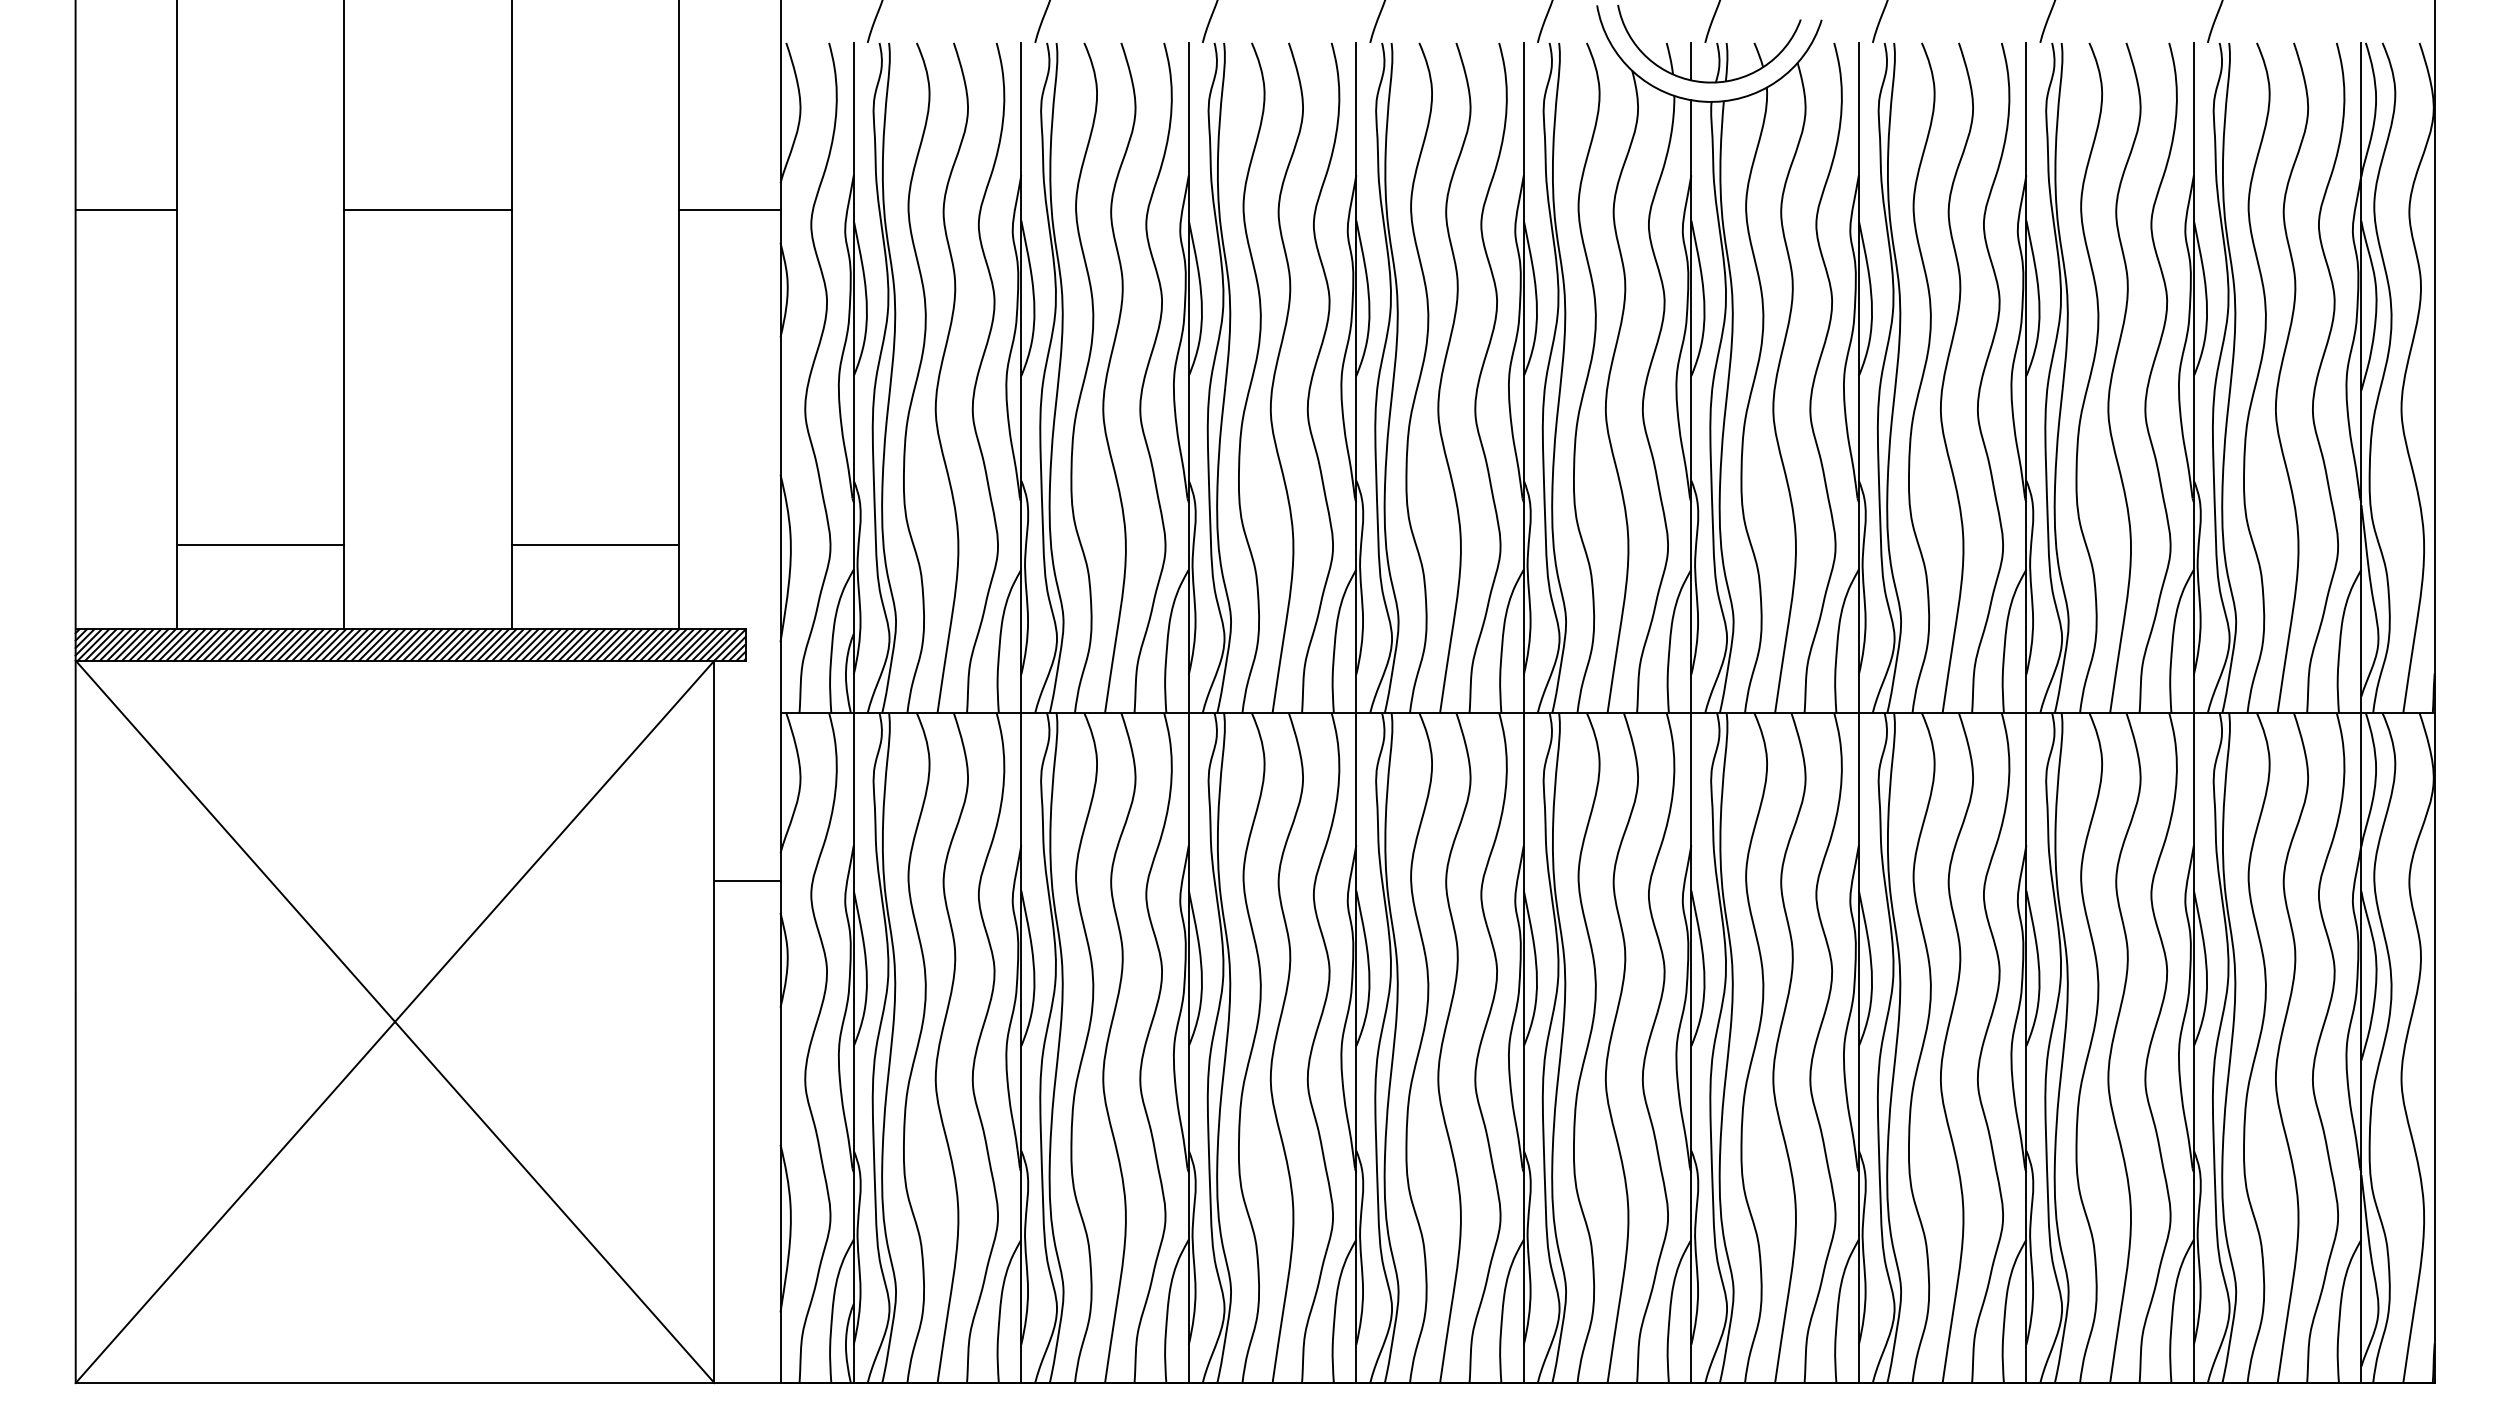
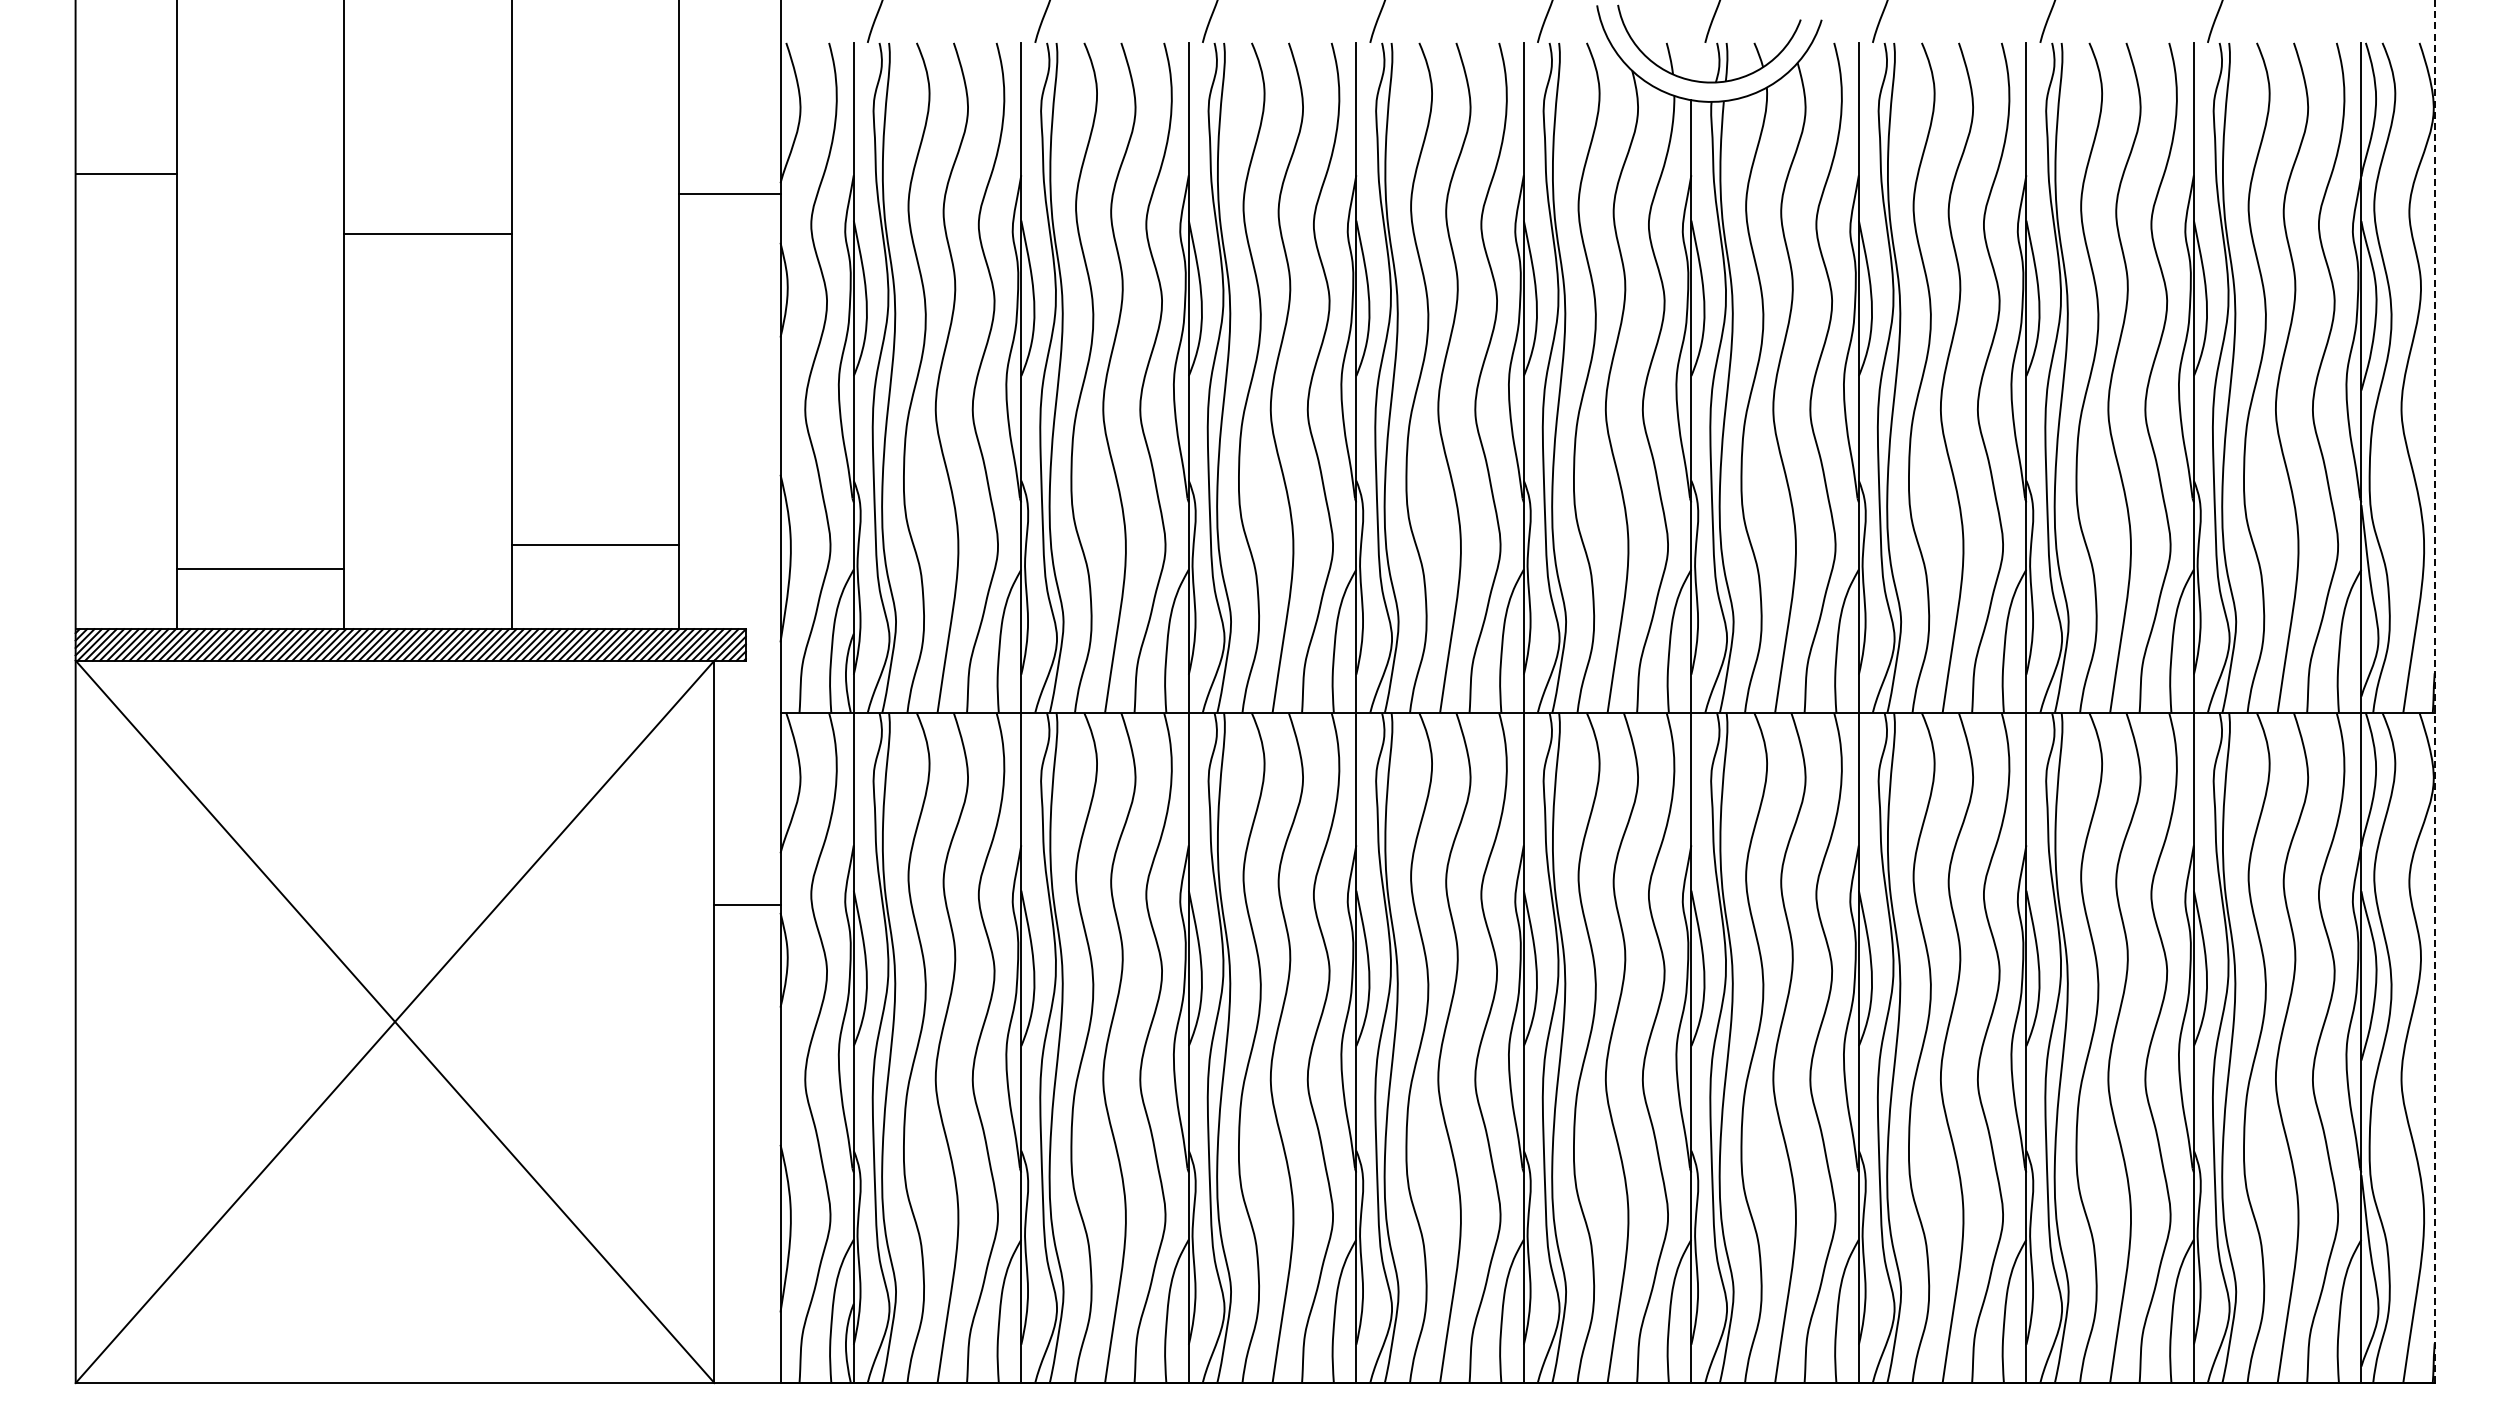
line: present -> none (1691, 61)
line position: (125, 210) -> (125, 174) (125, 174)
line position: (427, 210) -> (427, 234) (427, 234)
line position: (729, 210) -> (729, 194) (729, 194)
line position: (260, 545) -> (260, 569) (260, 569)
line: solid -> dashed (2434, 691)
line position: (747, 880) -> (747, 904) (747, 904)
